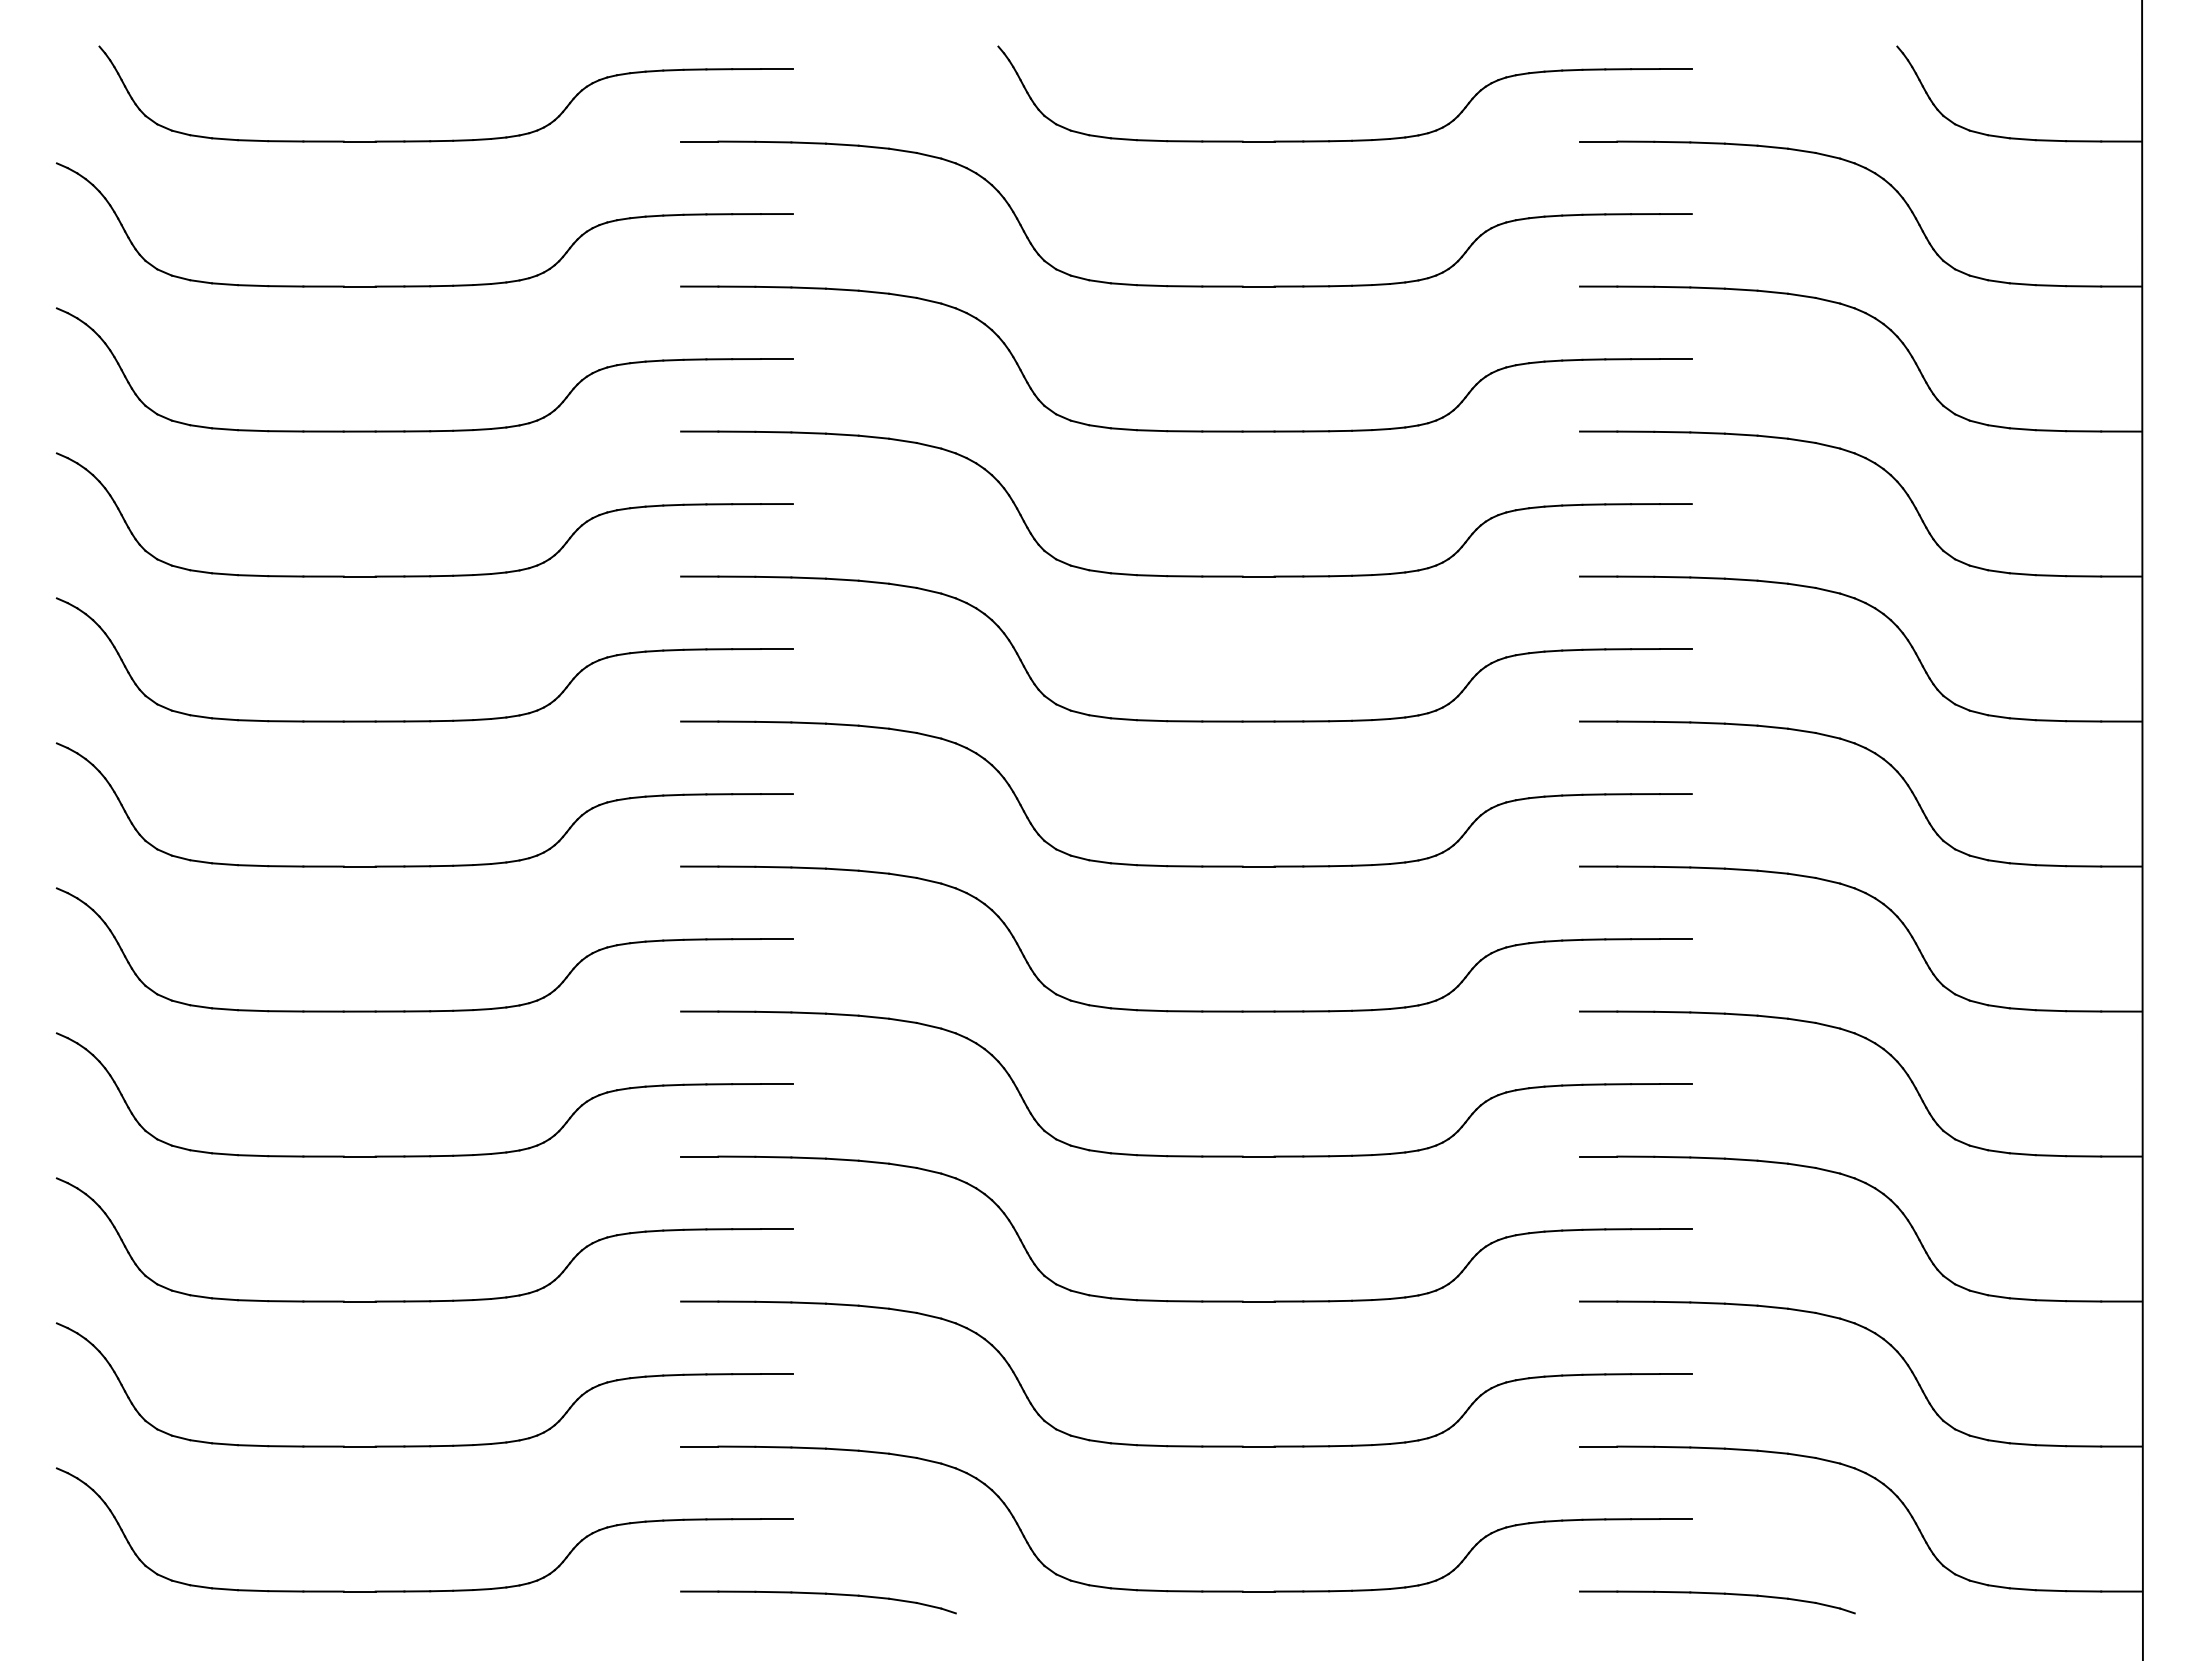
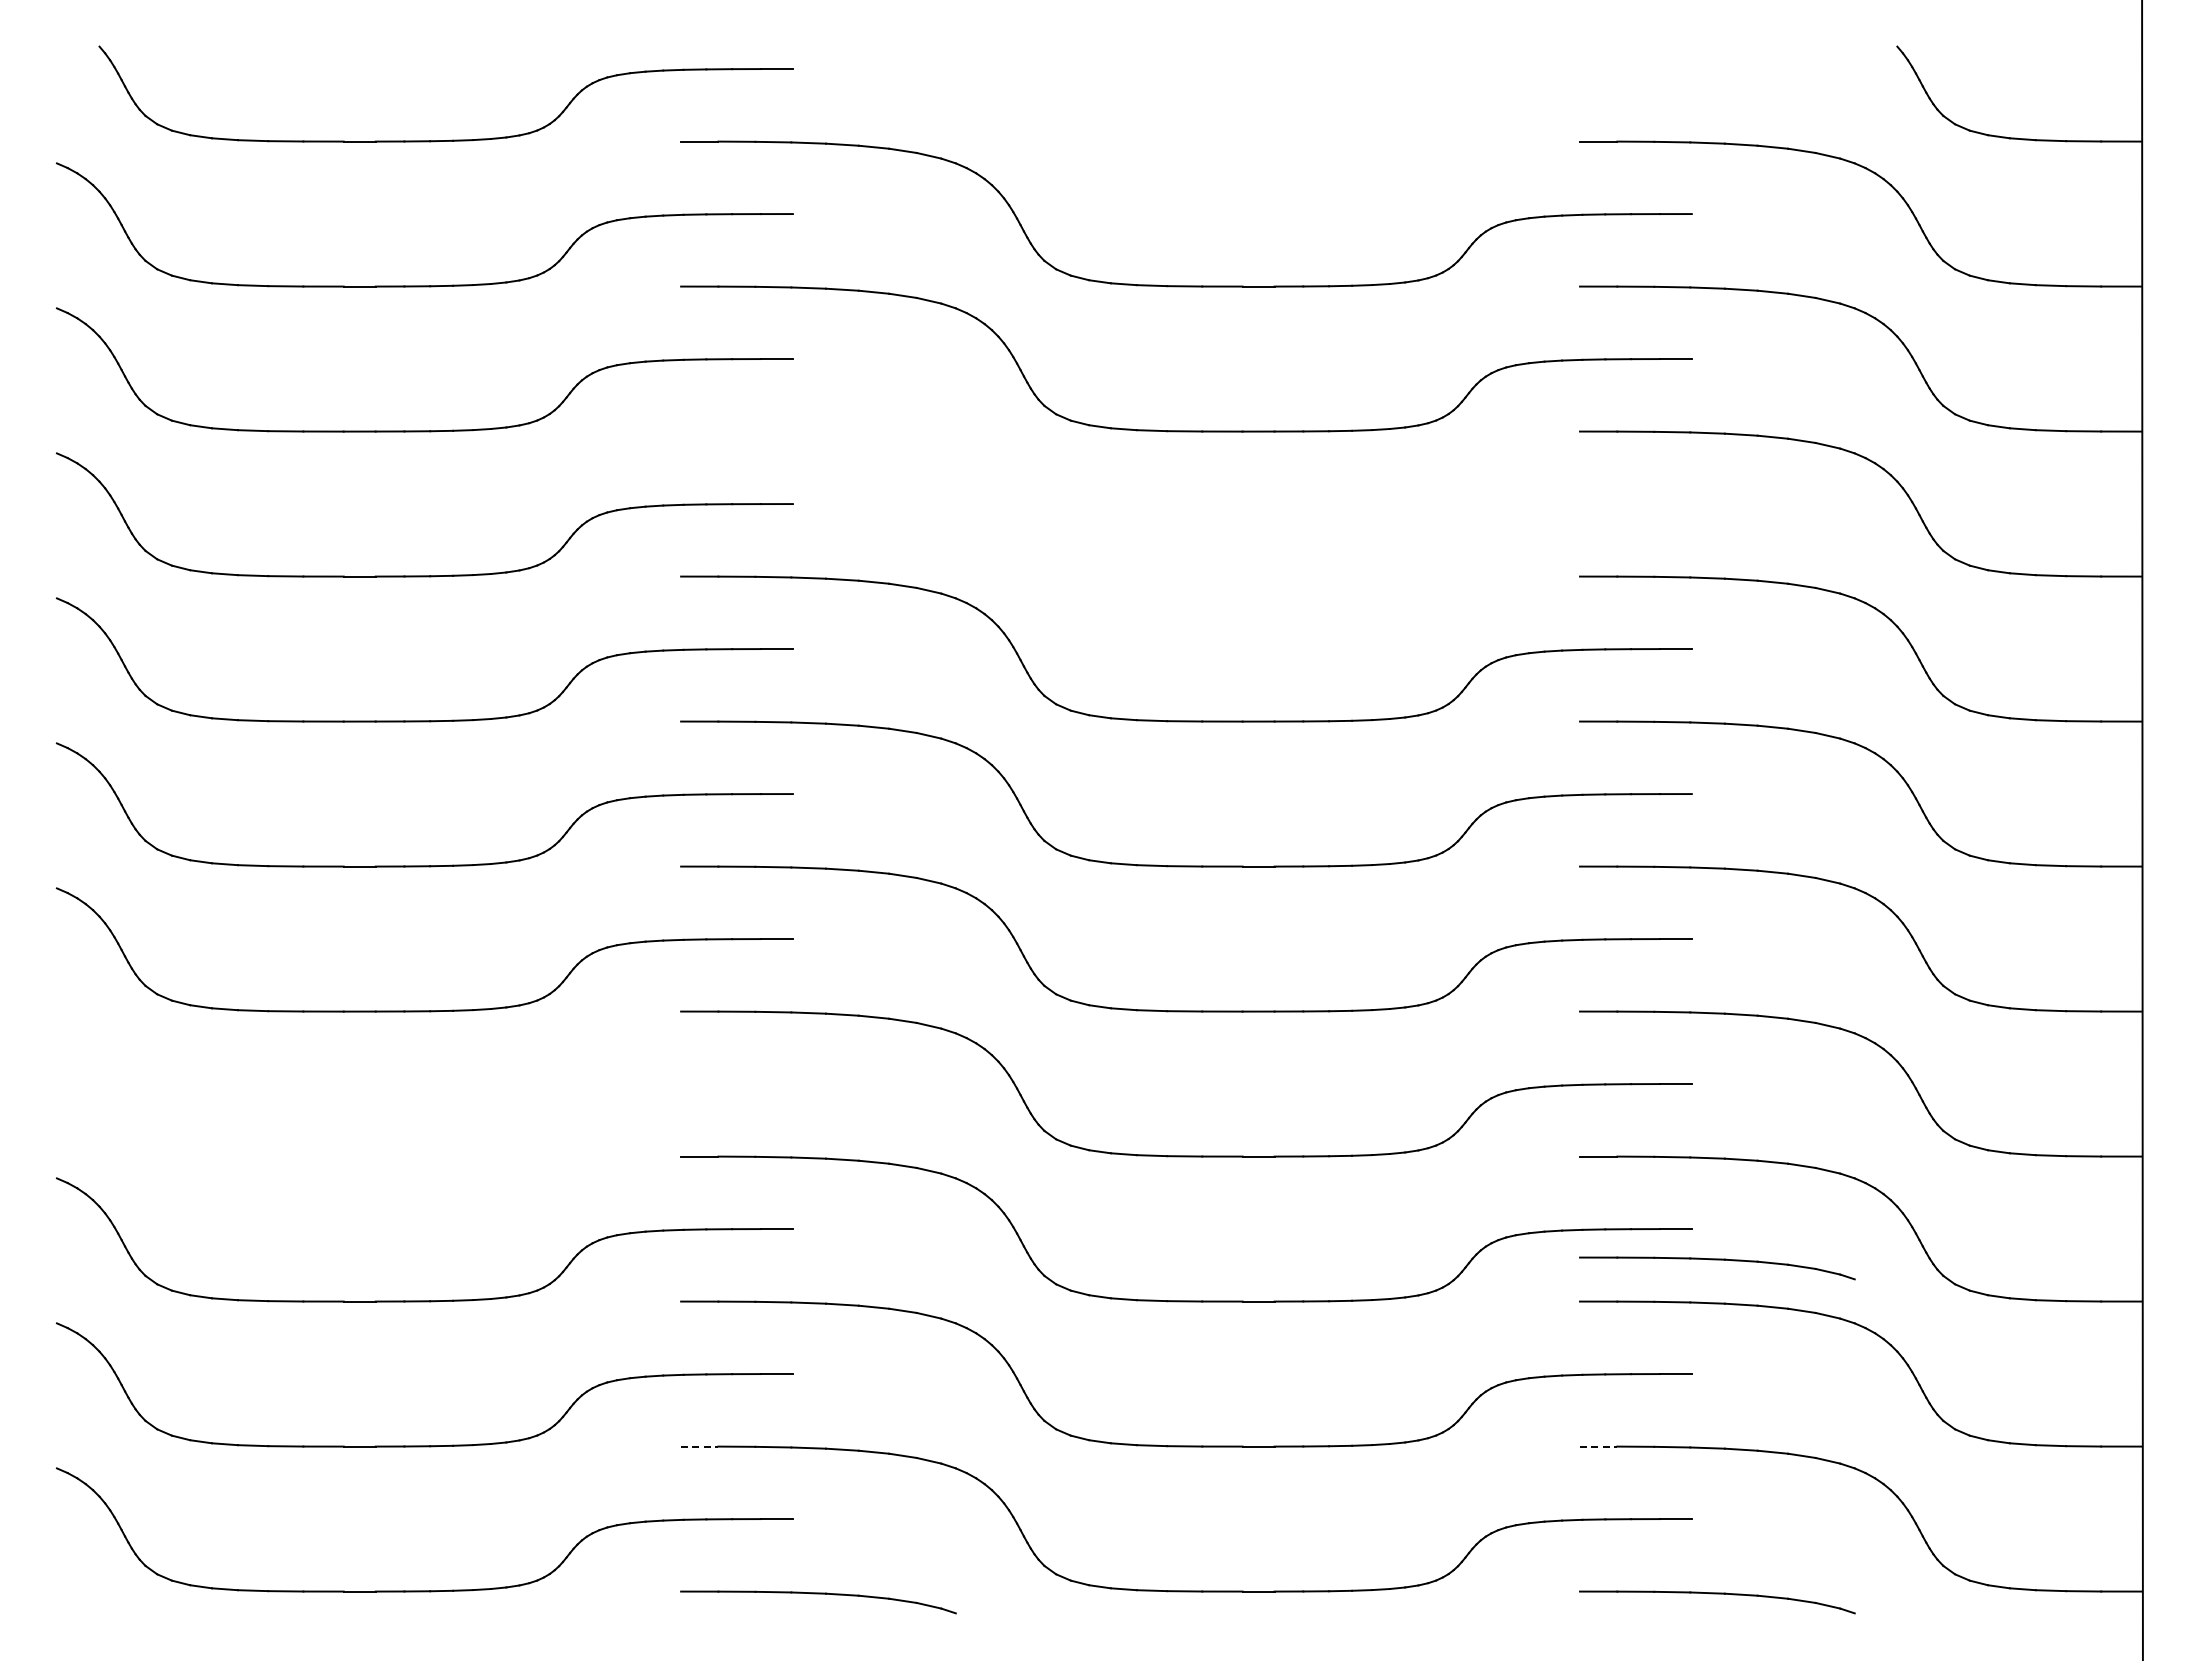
part: present -> none (1351, 139)
part: present -> none (1186, 575)
part: present -> none (424, 1155)
part: none -> present (1717, 1260)
line: solid -> dashed (699, 1446)
line: solid -> dashed (1598, 1446)
